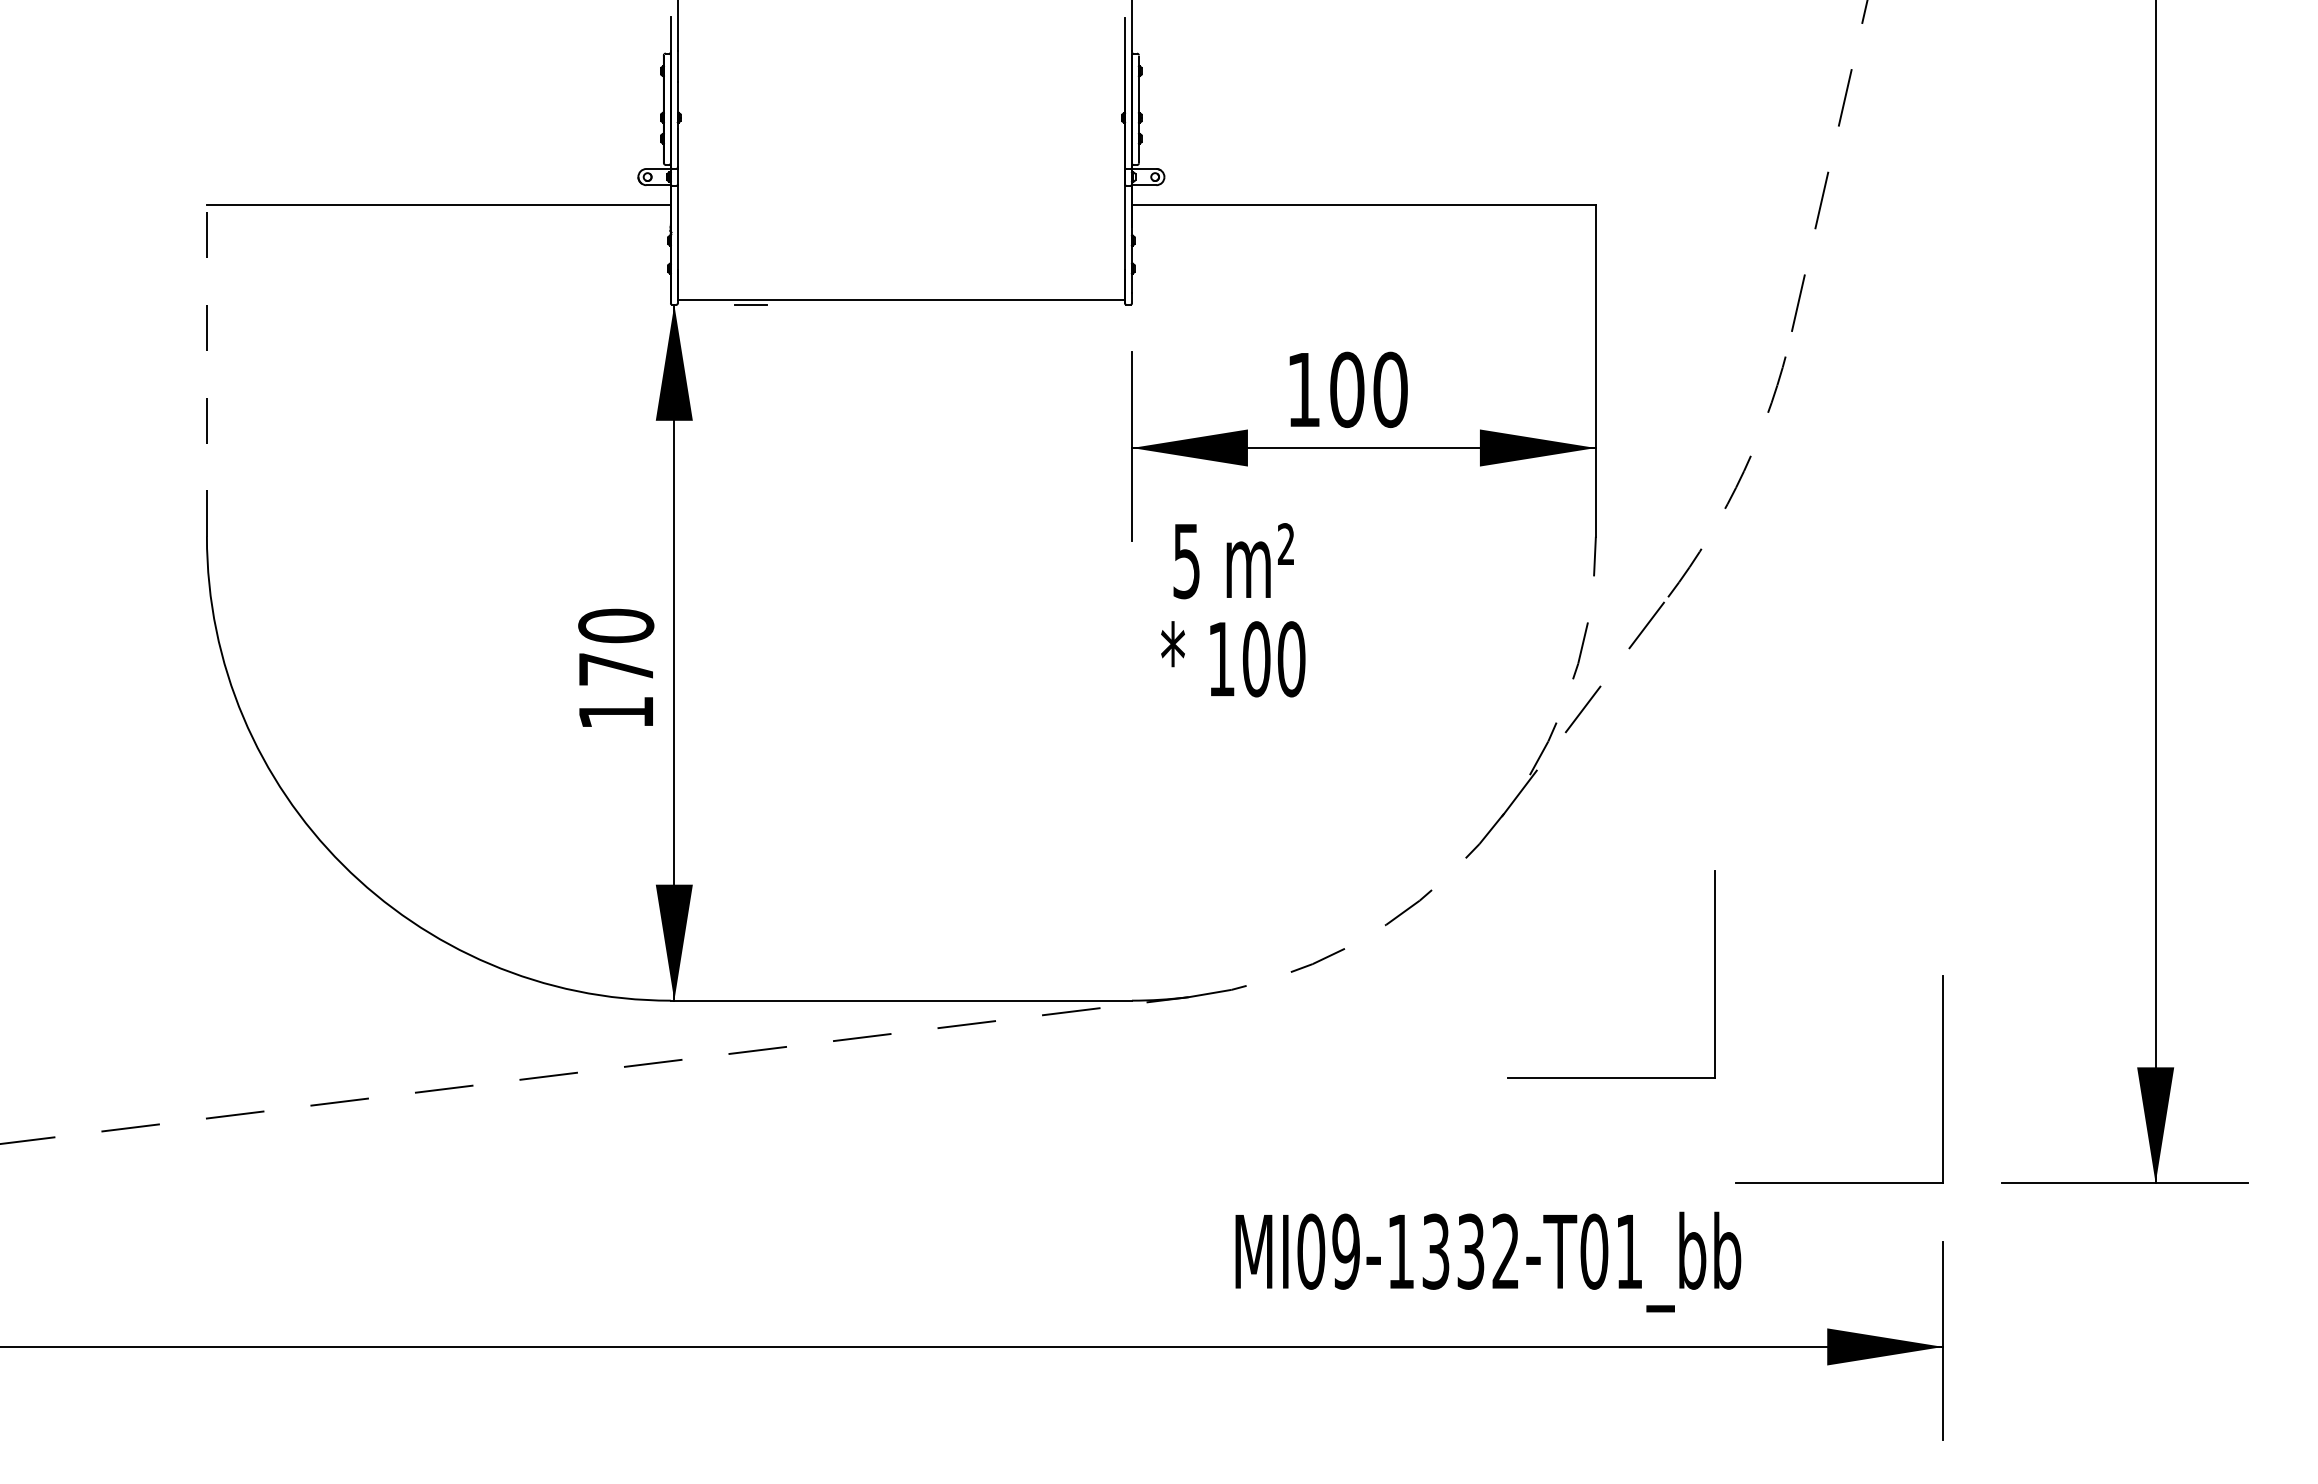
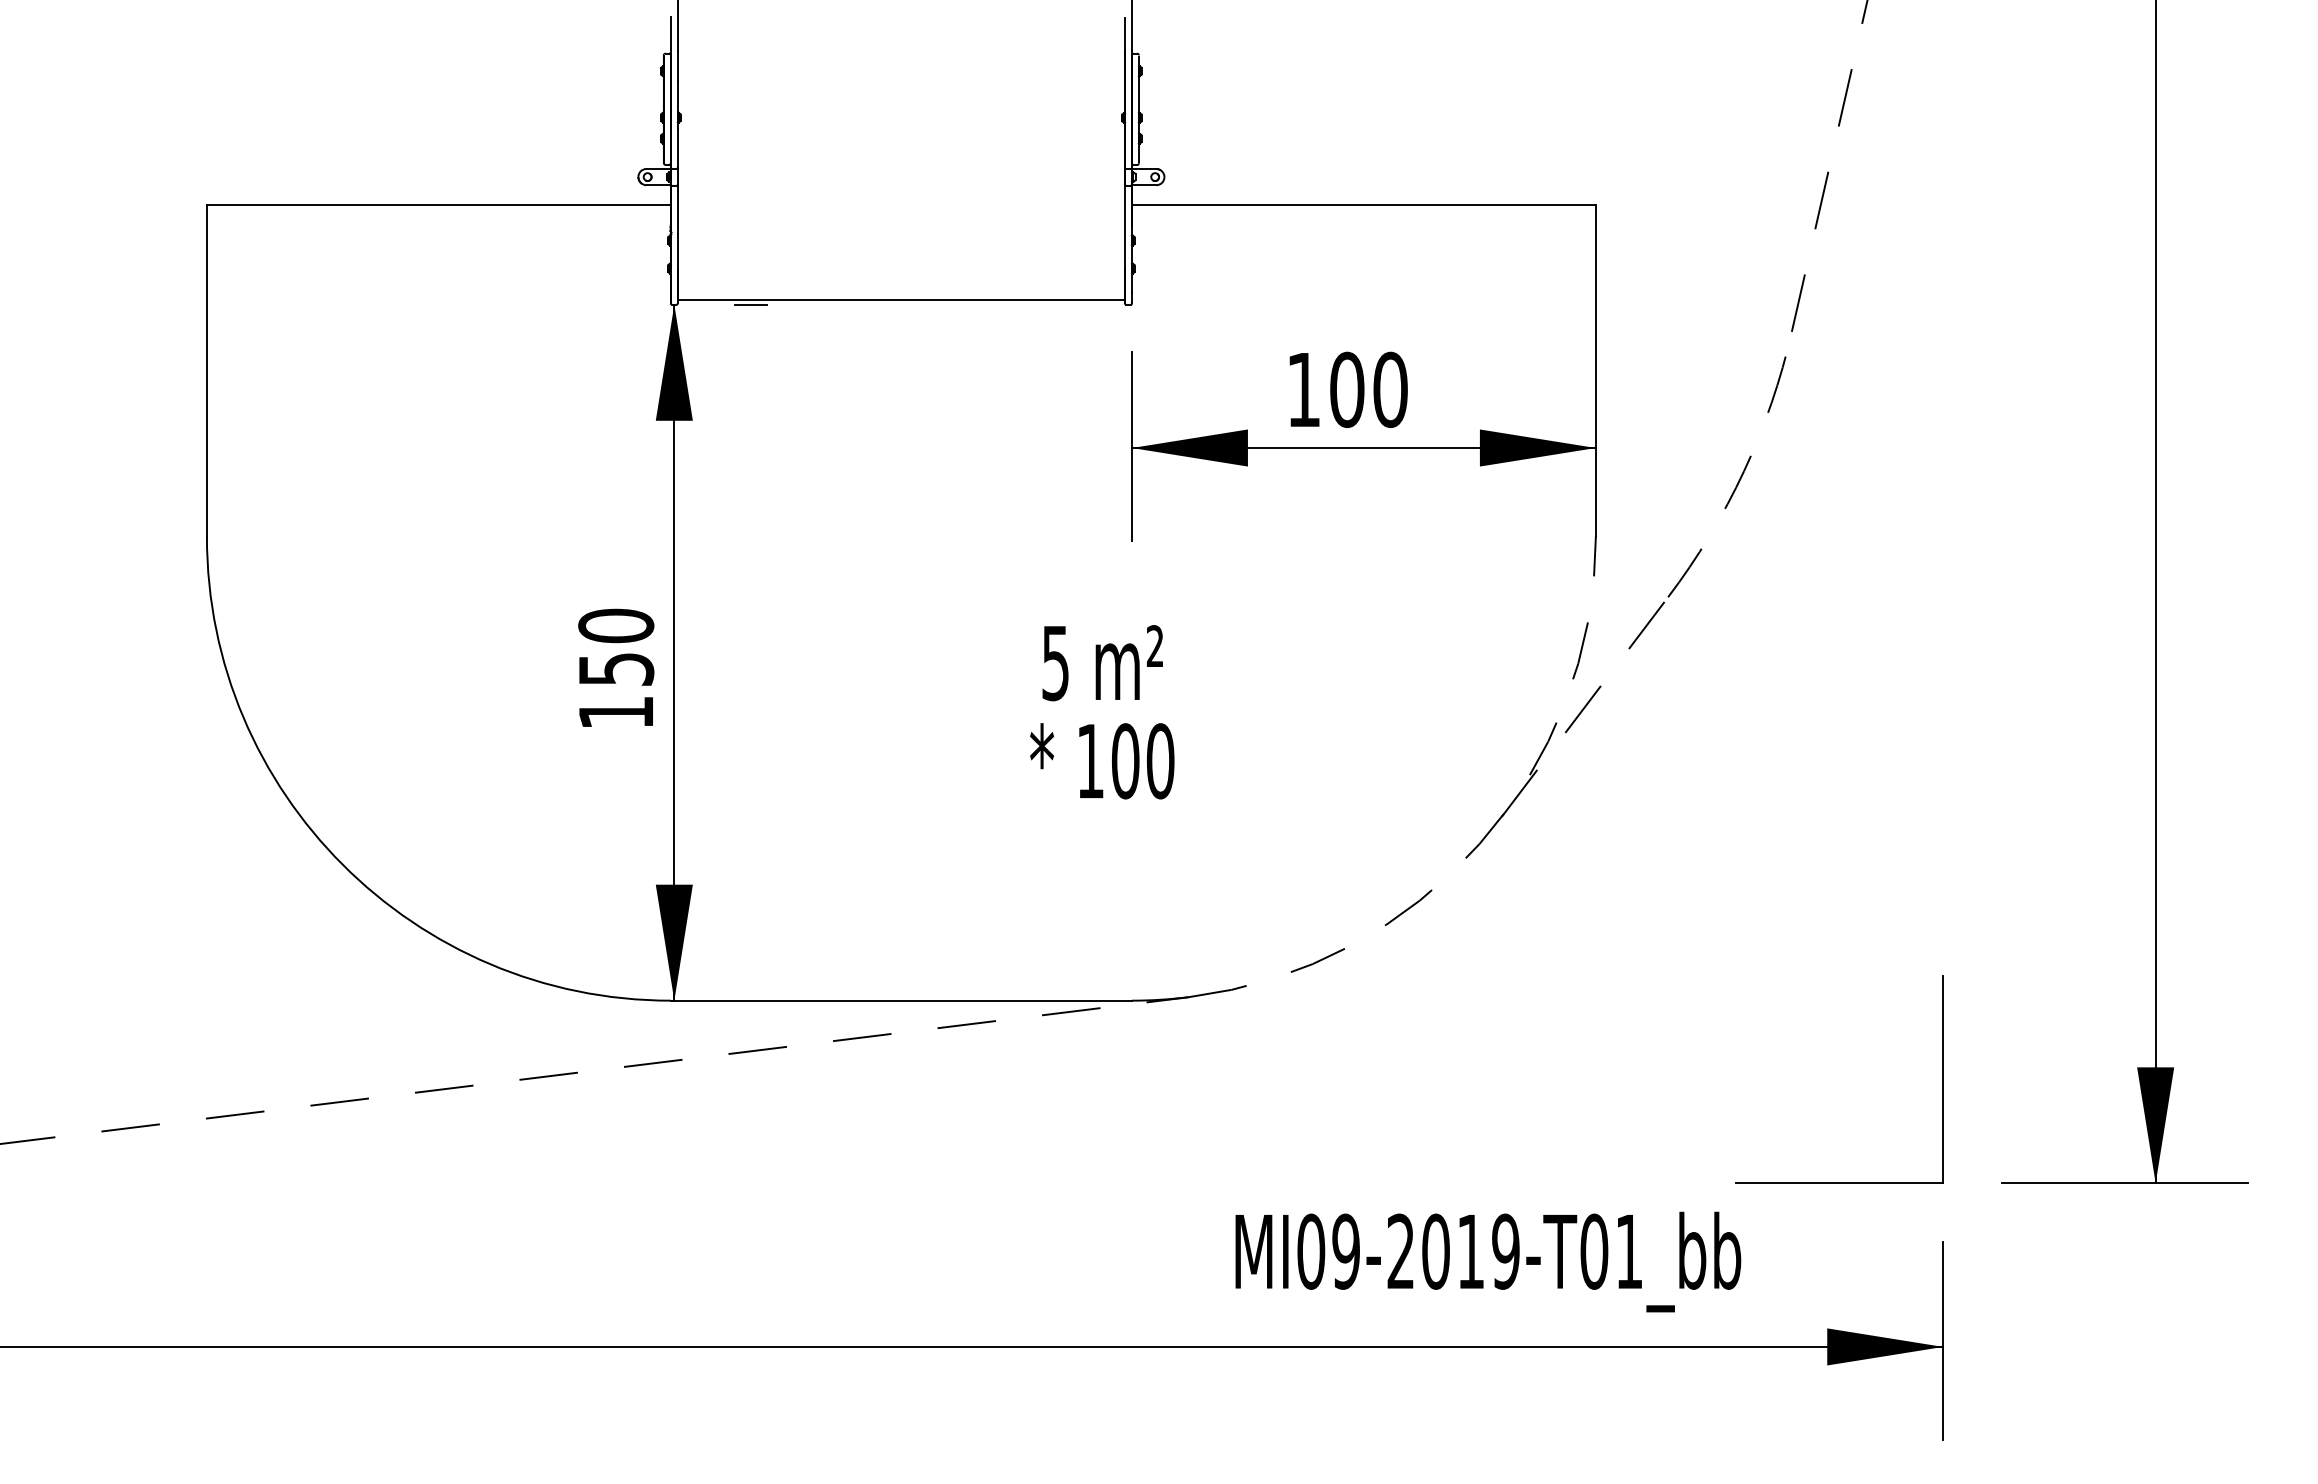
line: dashed -> solid (206, 370)
text position: (1233, 610) -> (1102, 712) (1102, 712)
text: 170 -> 150 (616, 669)
part: present -> none (1714, 974)
text: MI09-1332-T01_bb -> MI09-2019-T01_bb (1453, 1251)
